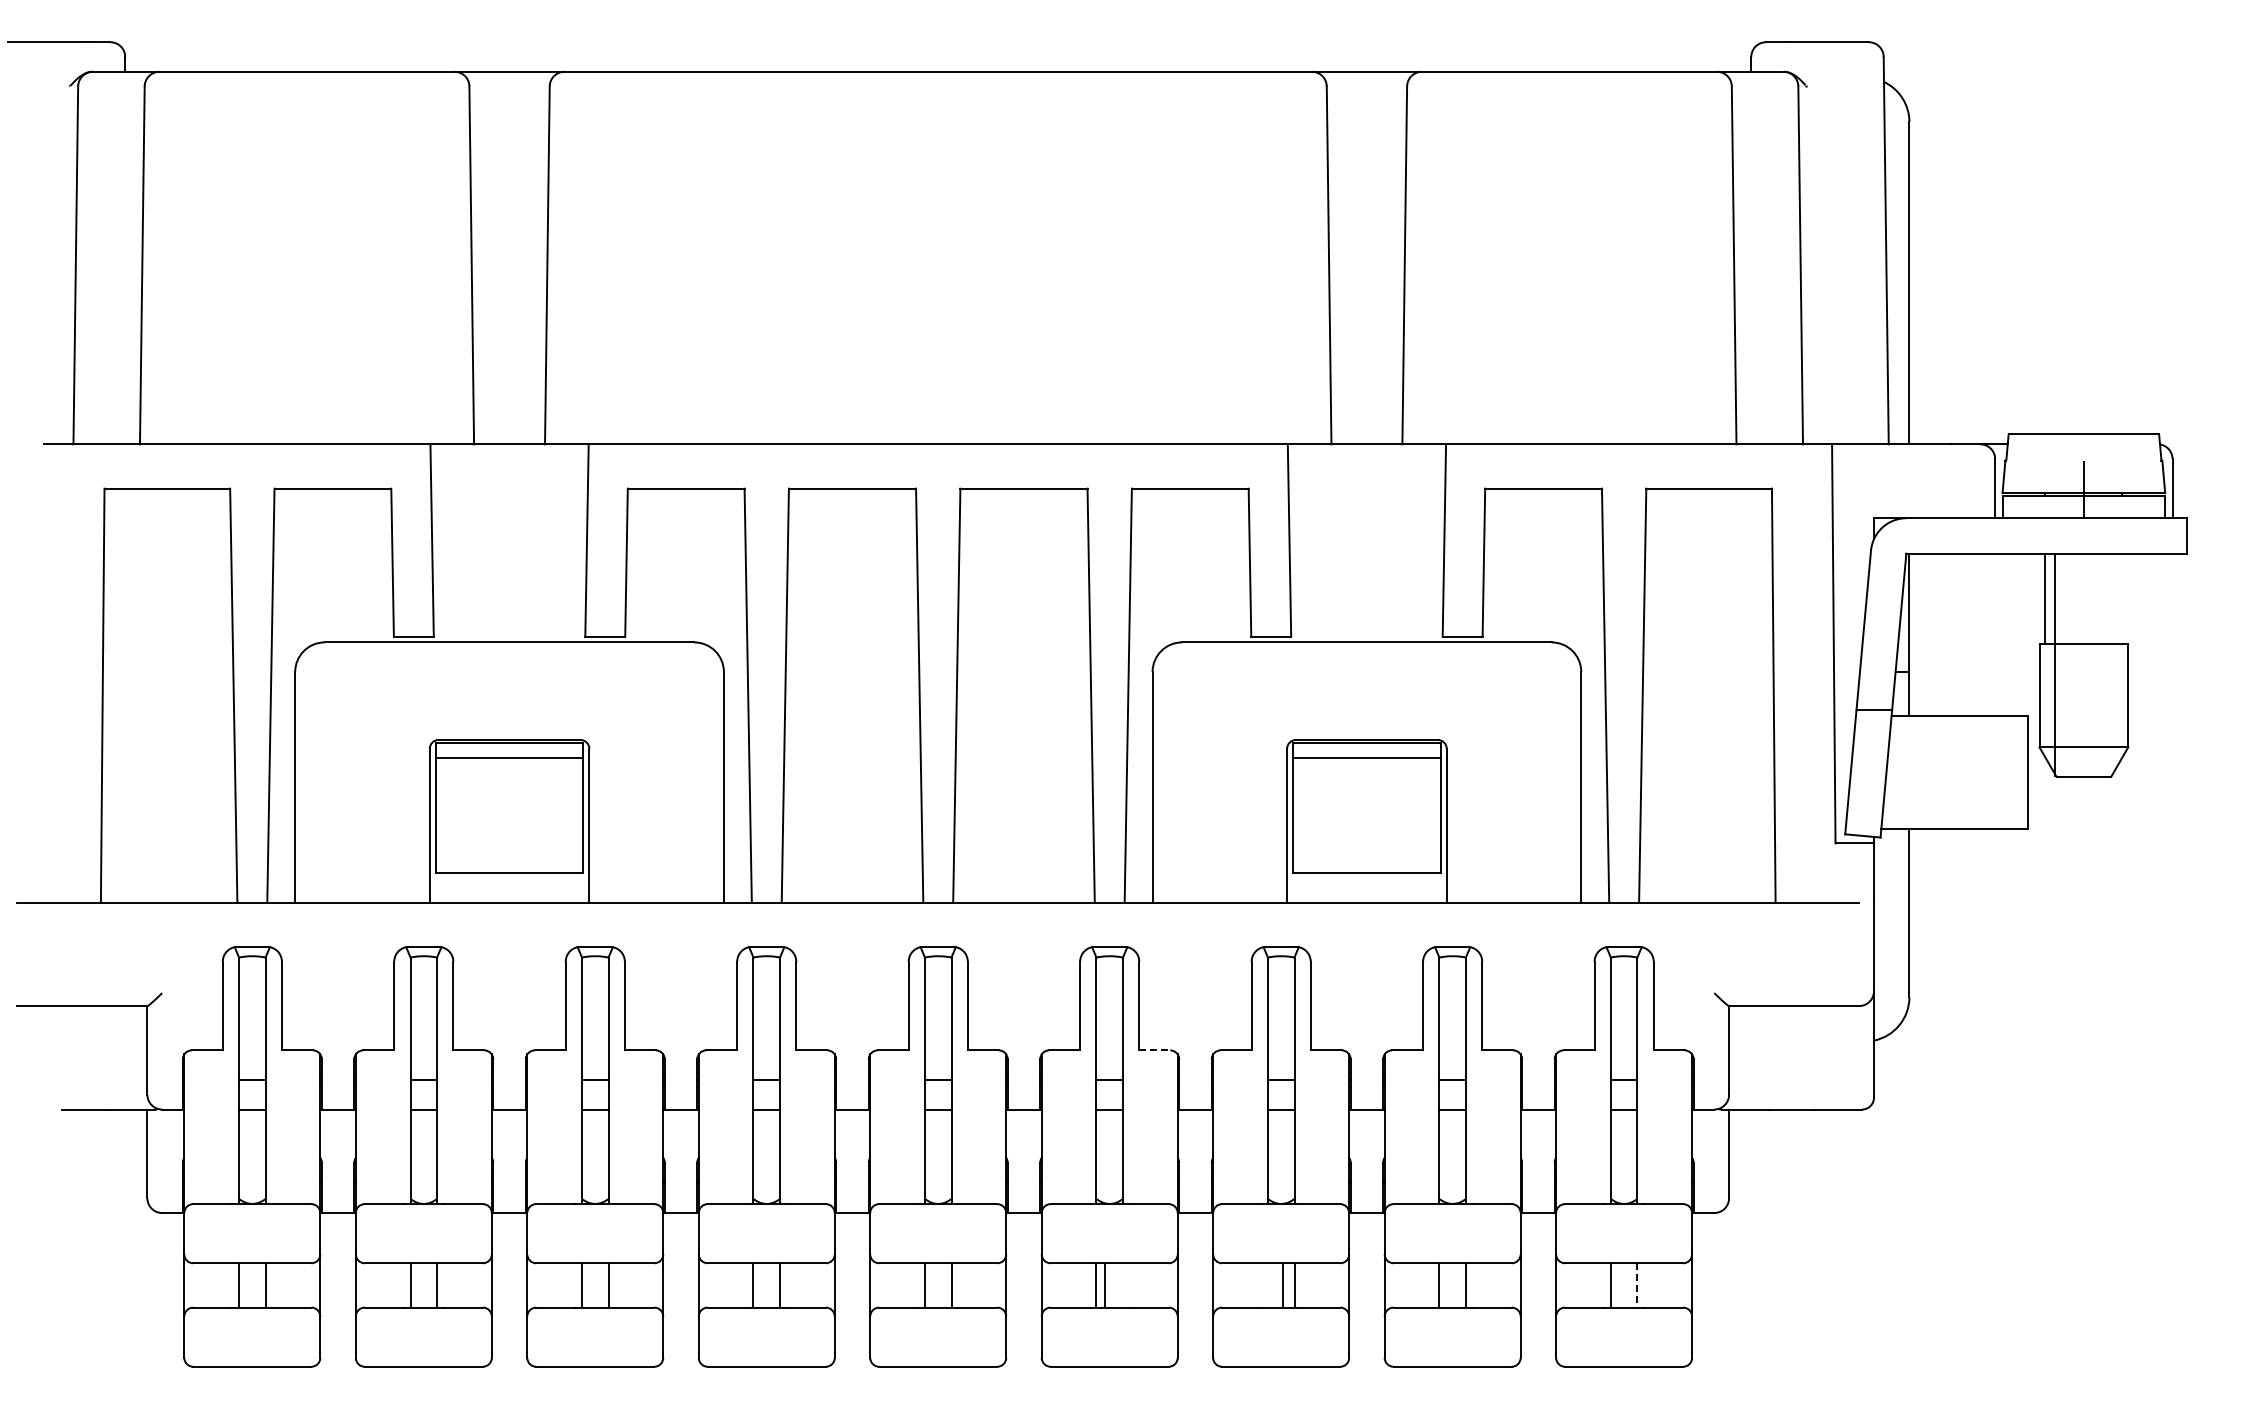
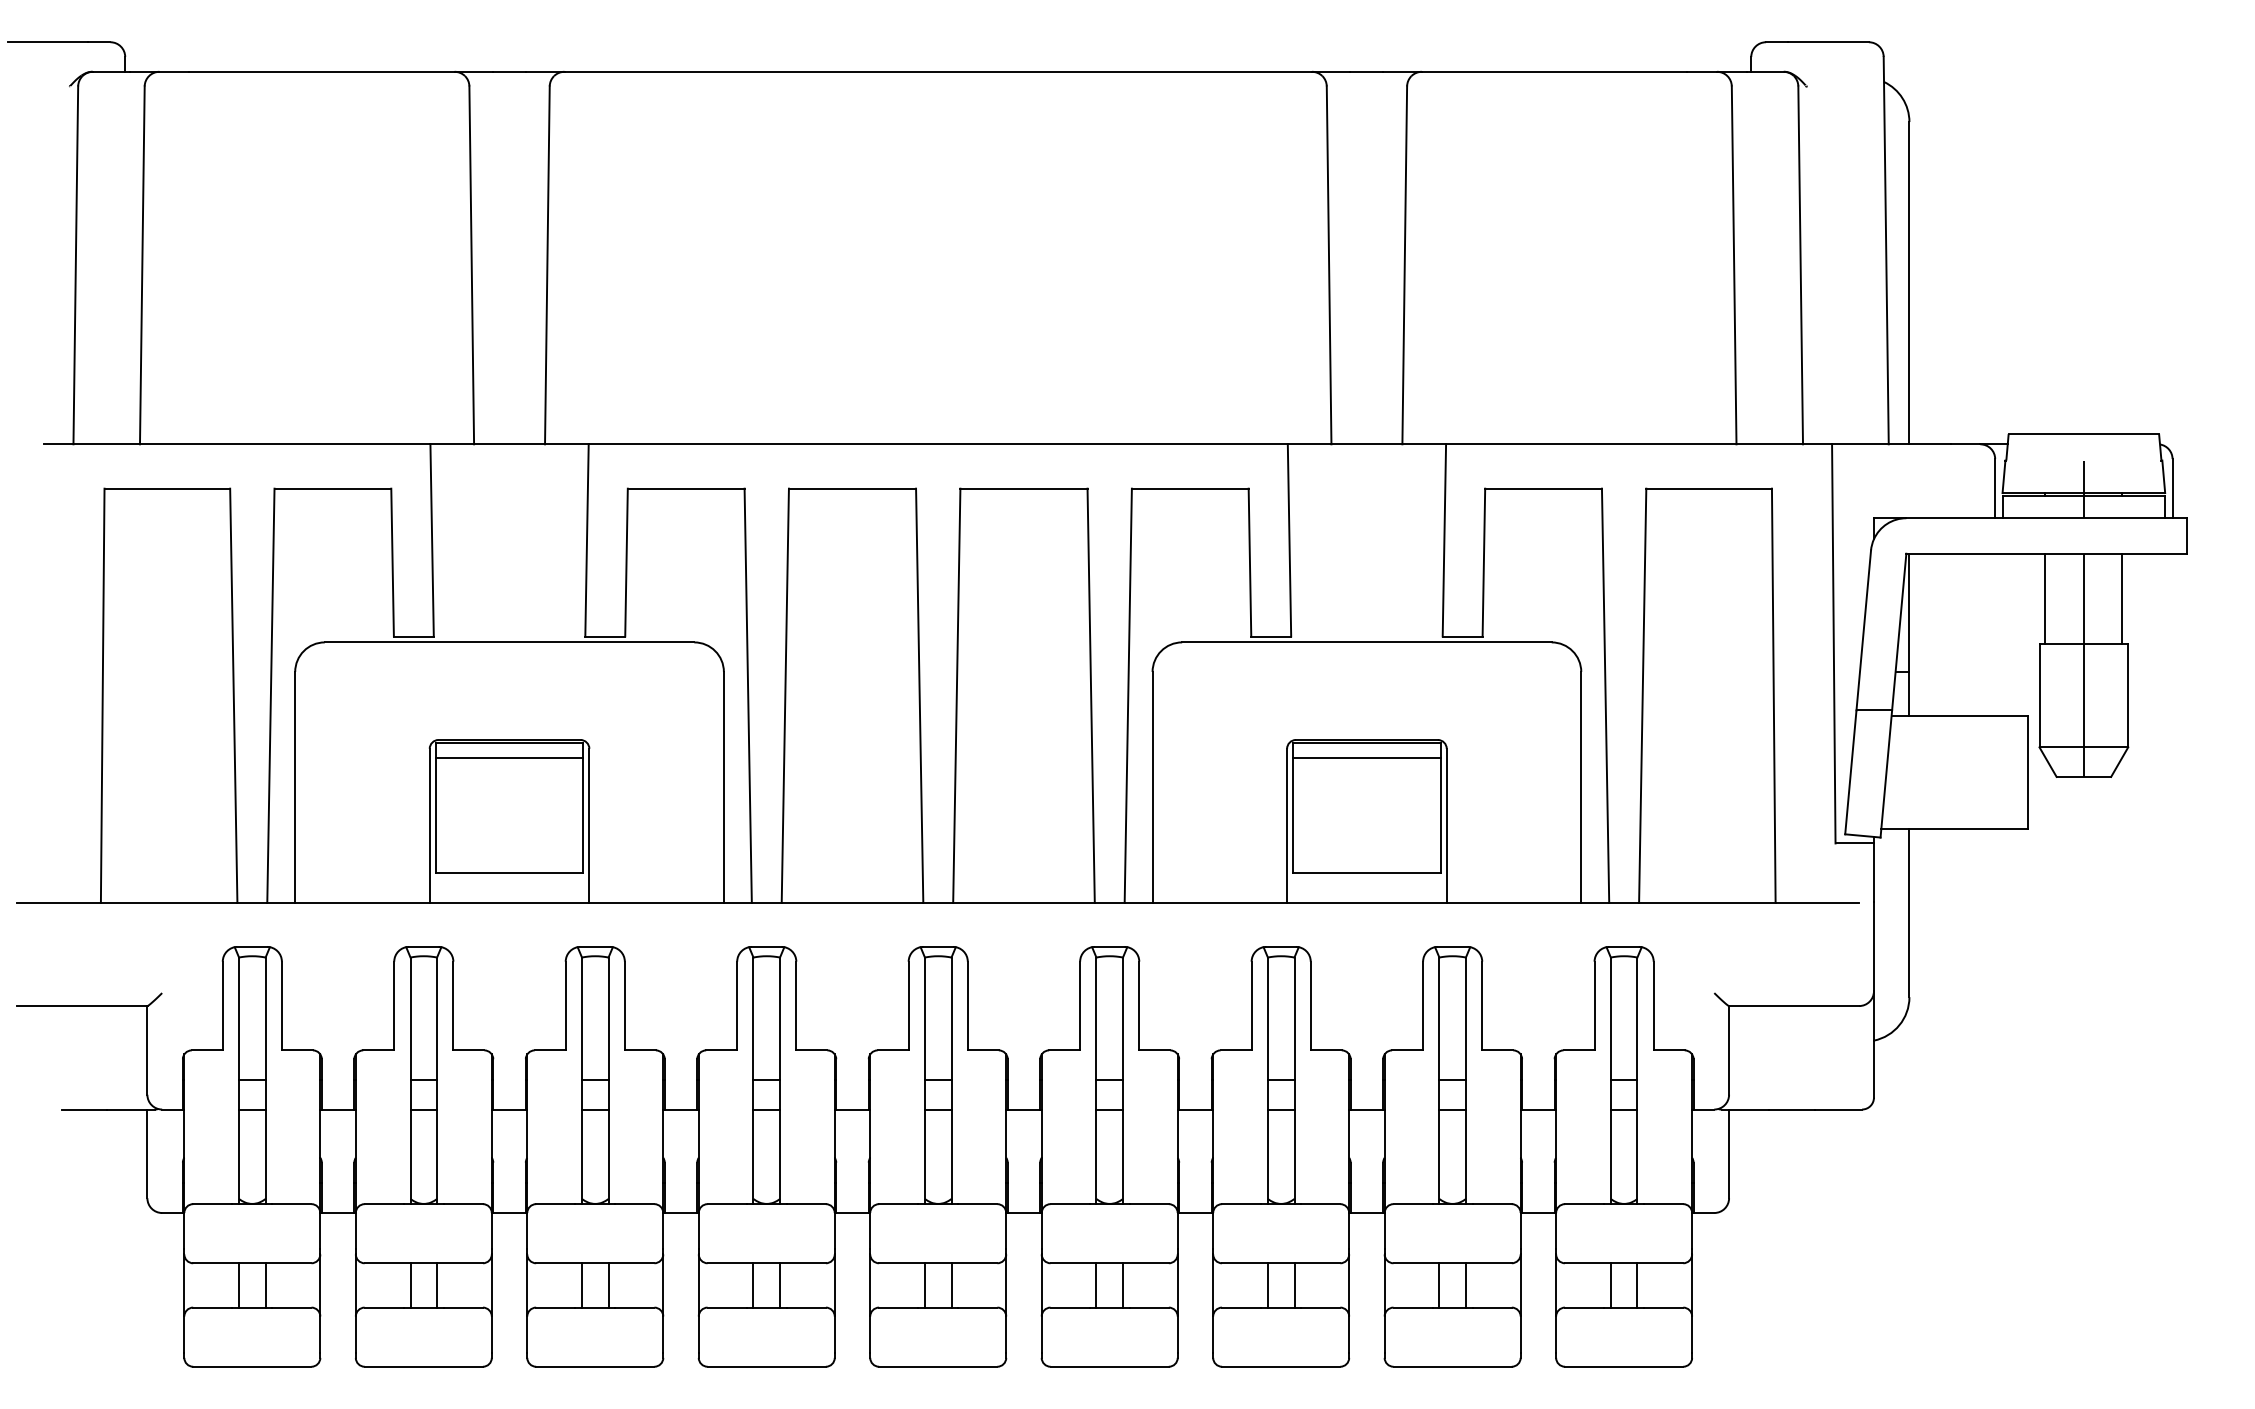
line: none -> present (2122, 598)
line position: (2054, 664) -> (2083, 664) (2083, 664)
line: dashed -> solid (1154, 1050)
line position: (1105, 1285) -> (1123, 1285) (1123, 1285)
line position: (1282, 1285) -> (1267, 1285) (1267, 1285)
line: dashed -> solid (1637, 1285)
